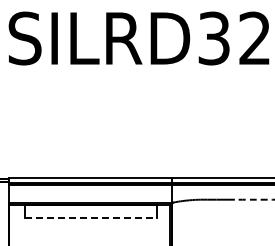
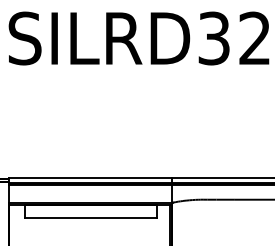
arc: dashed -> solid (255, 199)
line: dashed -> solid (91, 217)
